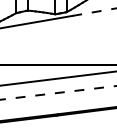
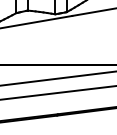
line: dashed -> solid (94, 12)
line: dashed -> solid (58, 92)
